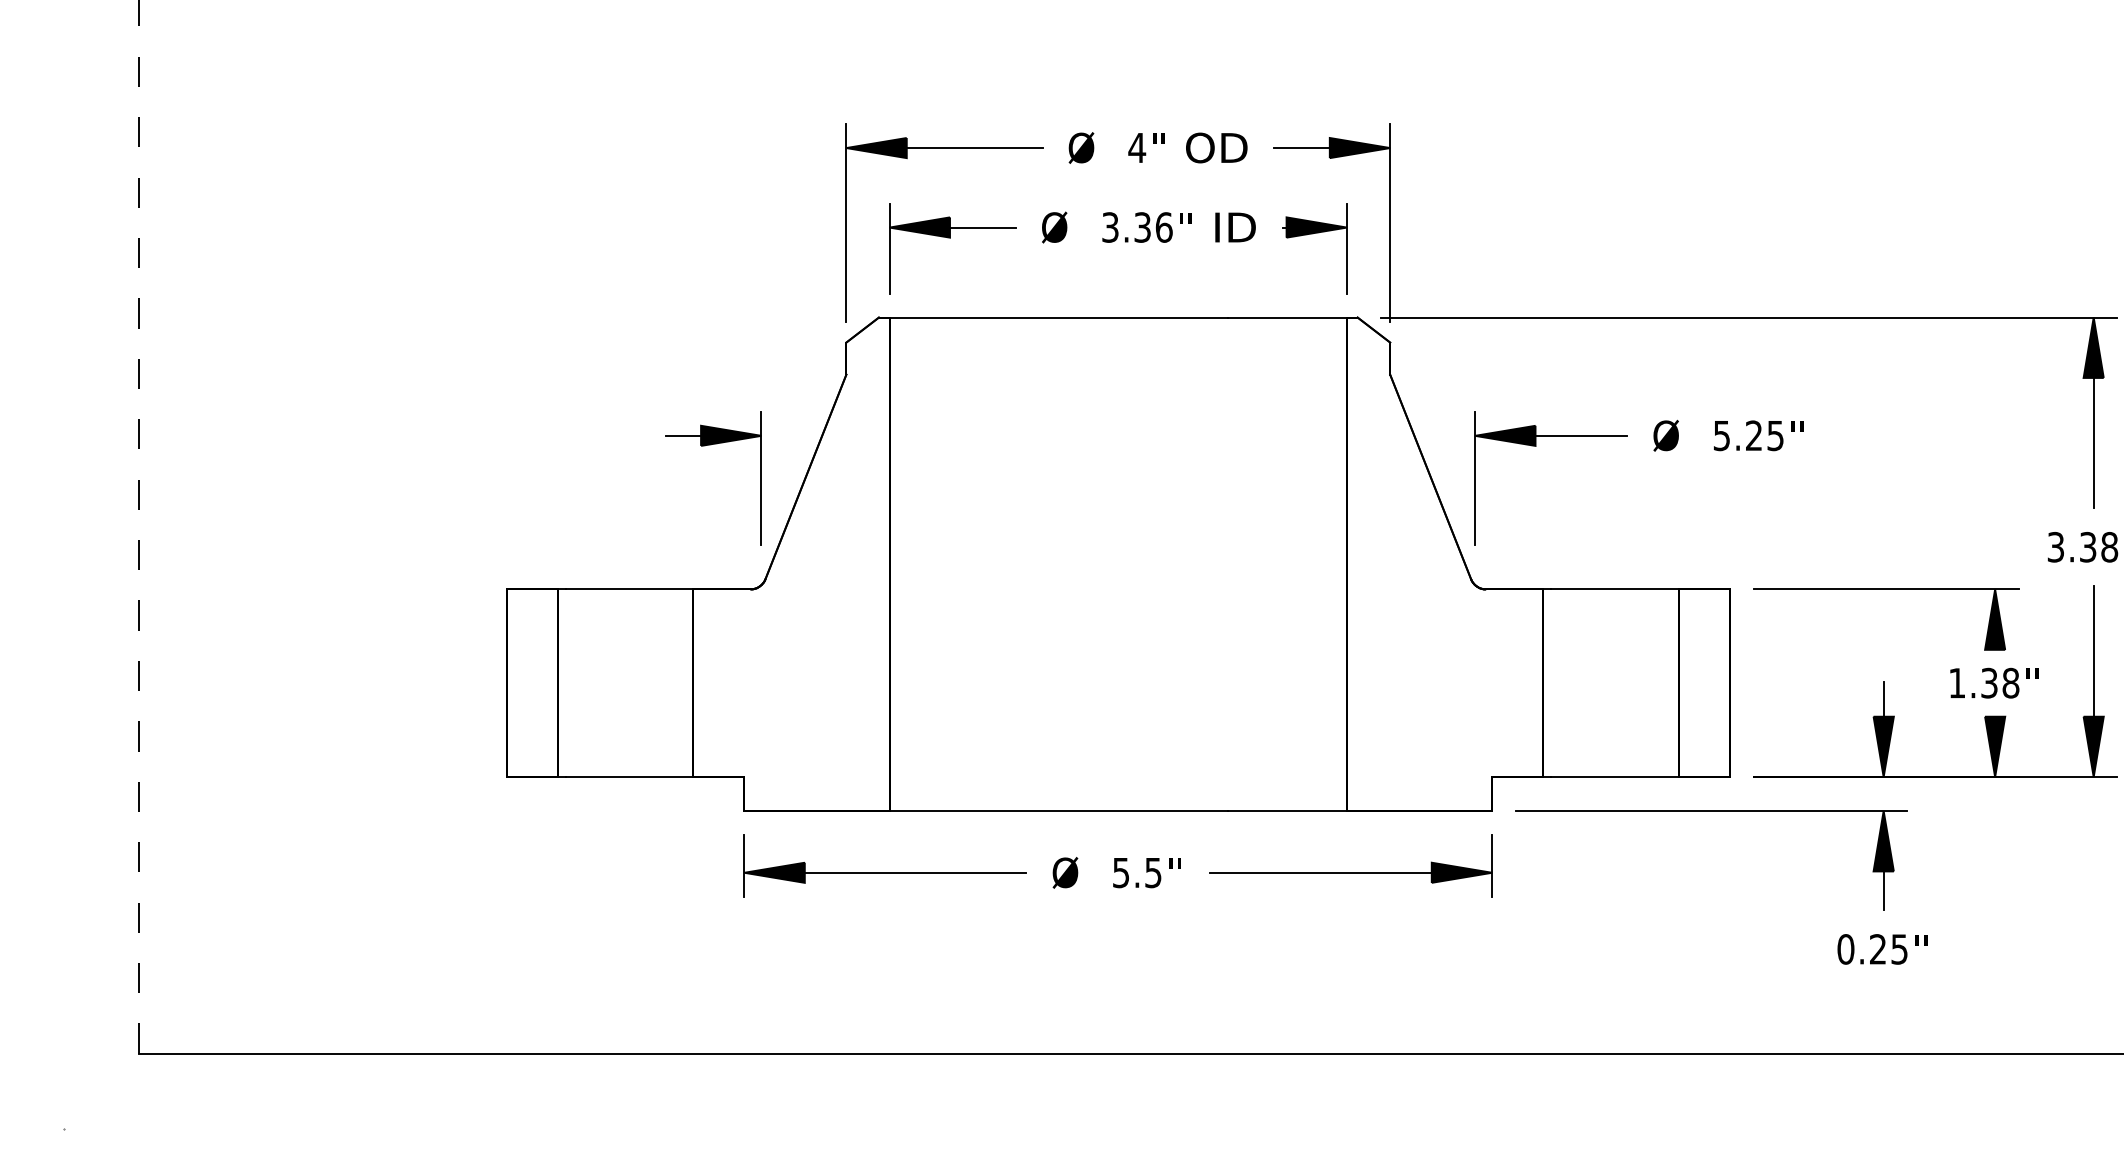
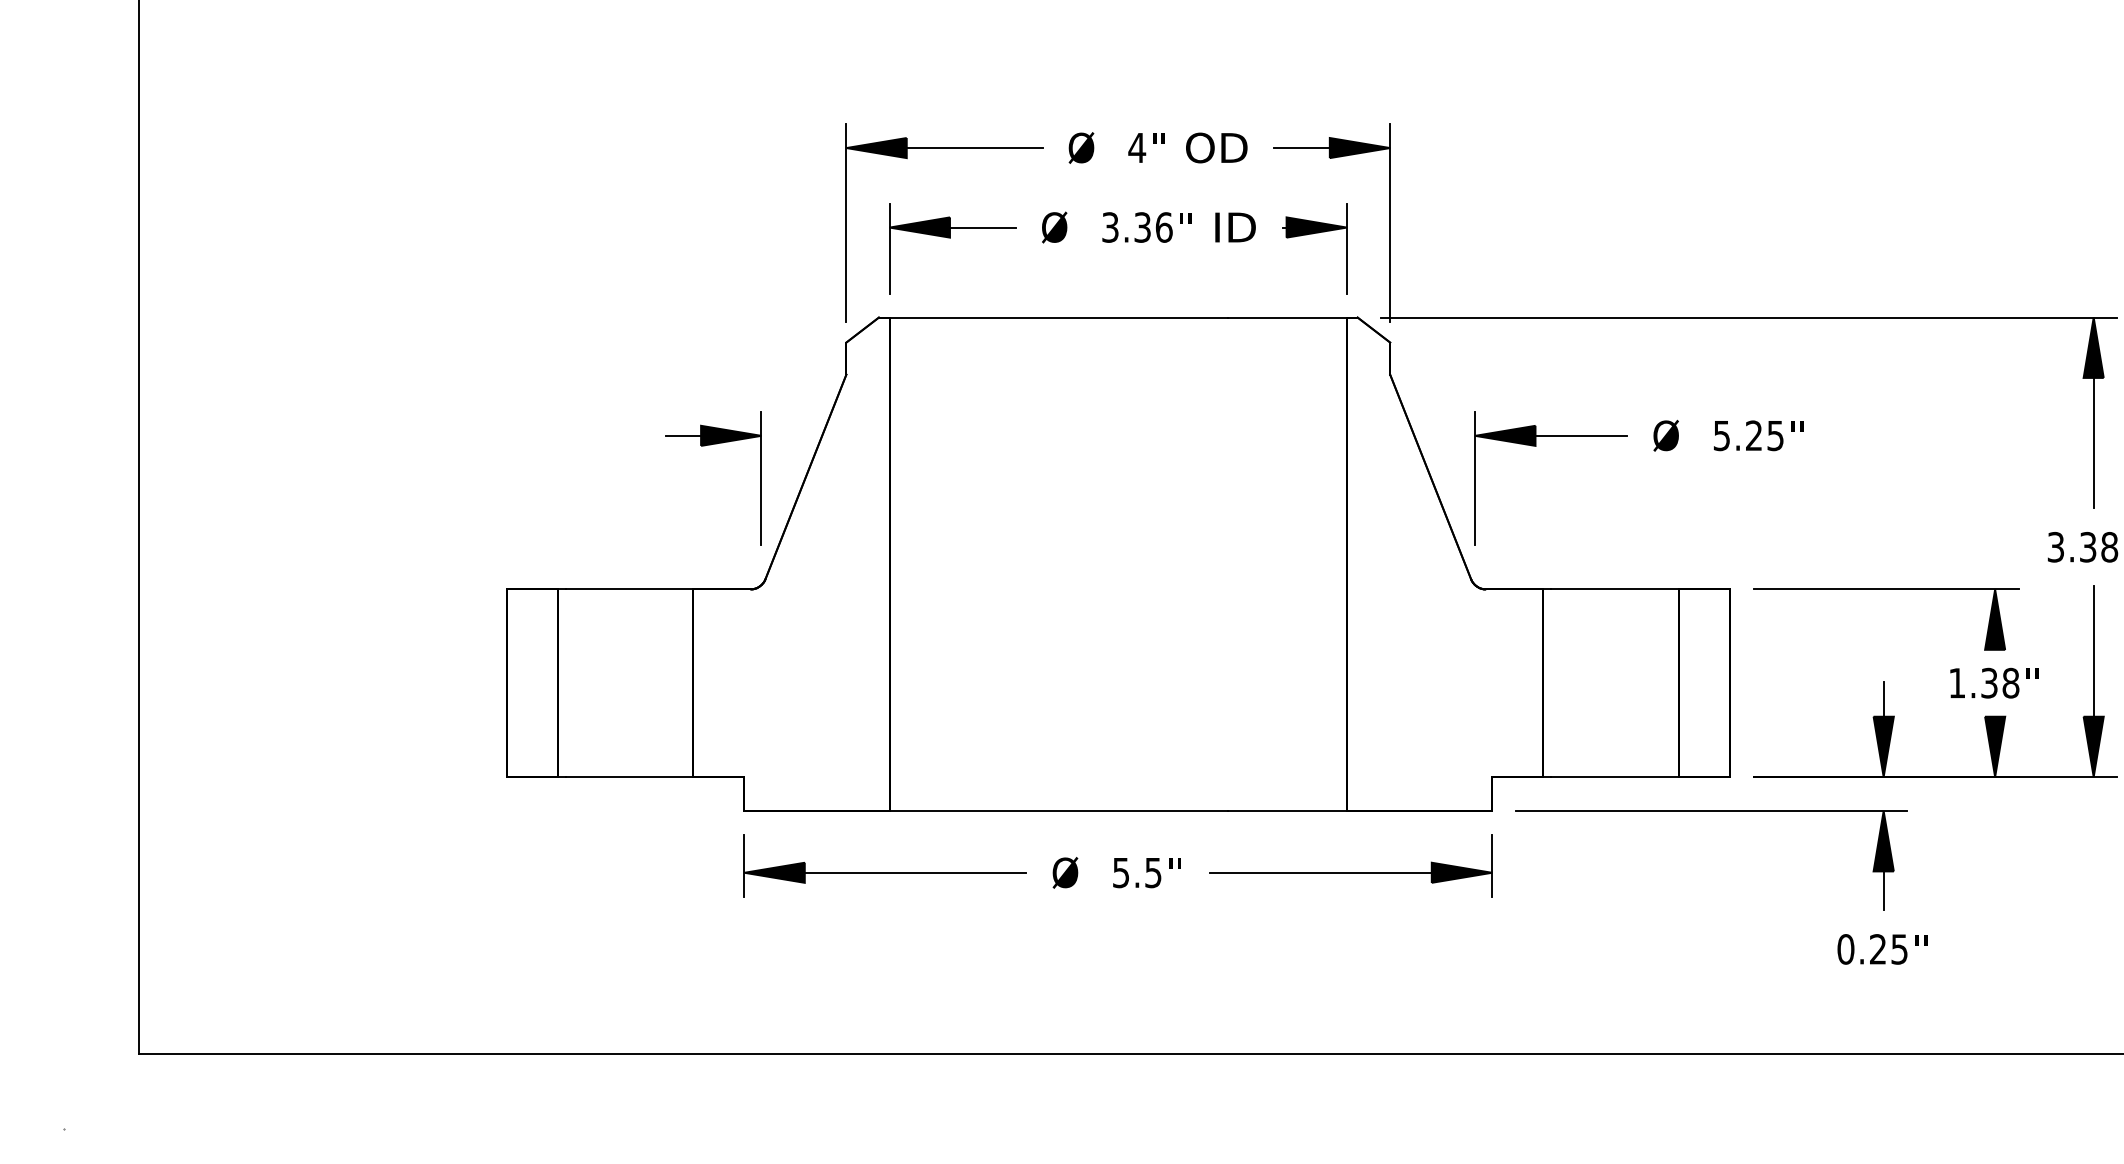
line: dashed -> solid (139, 526)
